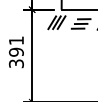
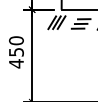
text: 391 -> 450 (15, 52)
